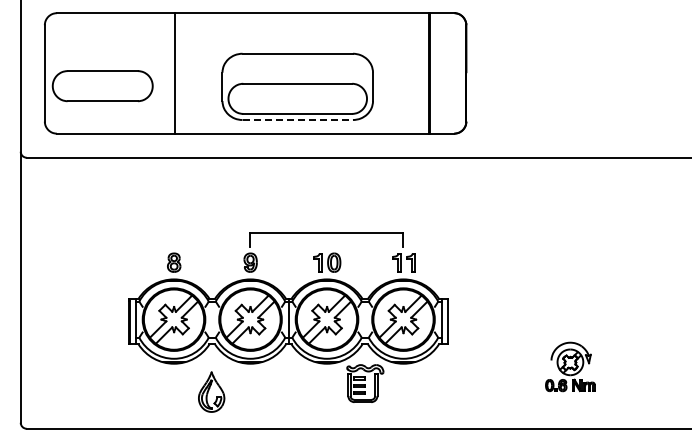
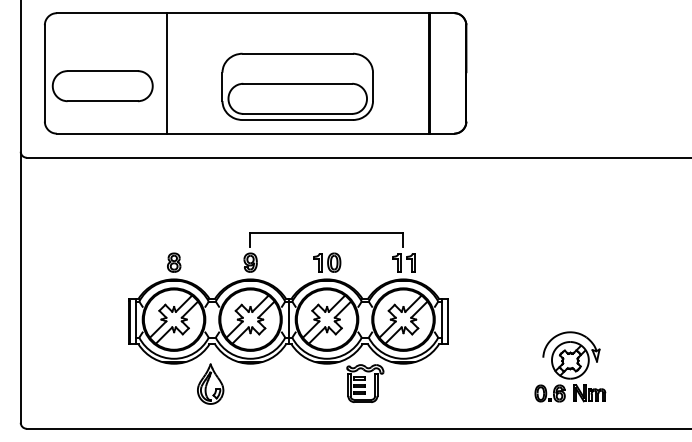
line position: (174, 73) -> (166, 73) (166, 73)
line: dashed -> solid (298, 120)
part size: 51x52 px -> 73x72 px (570, 366)
part position: (211, 391) -> (210, 383) (210, 383)
